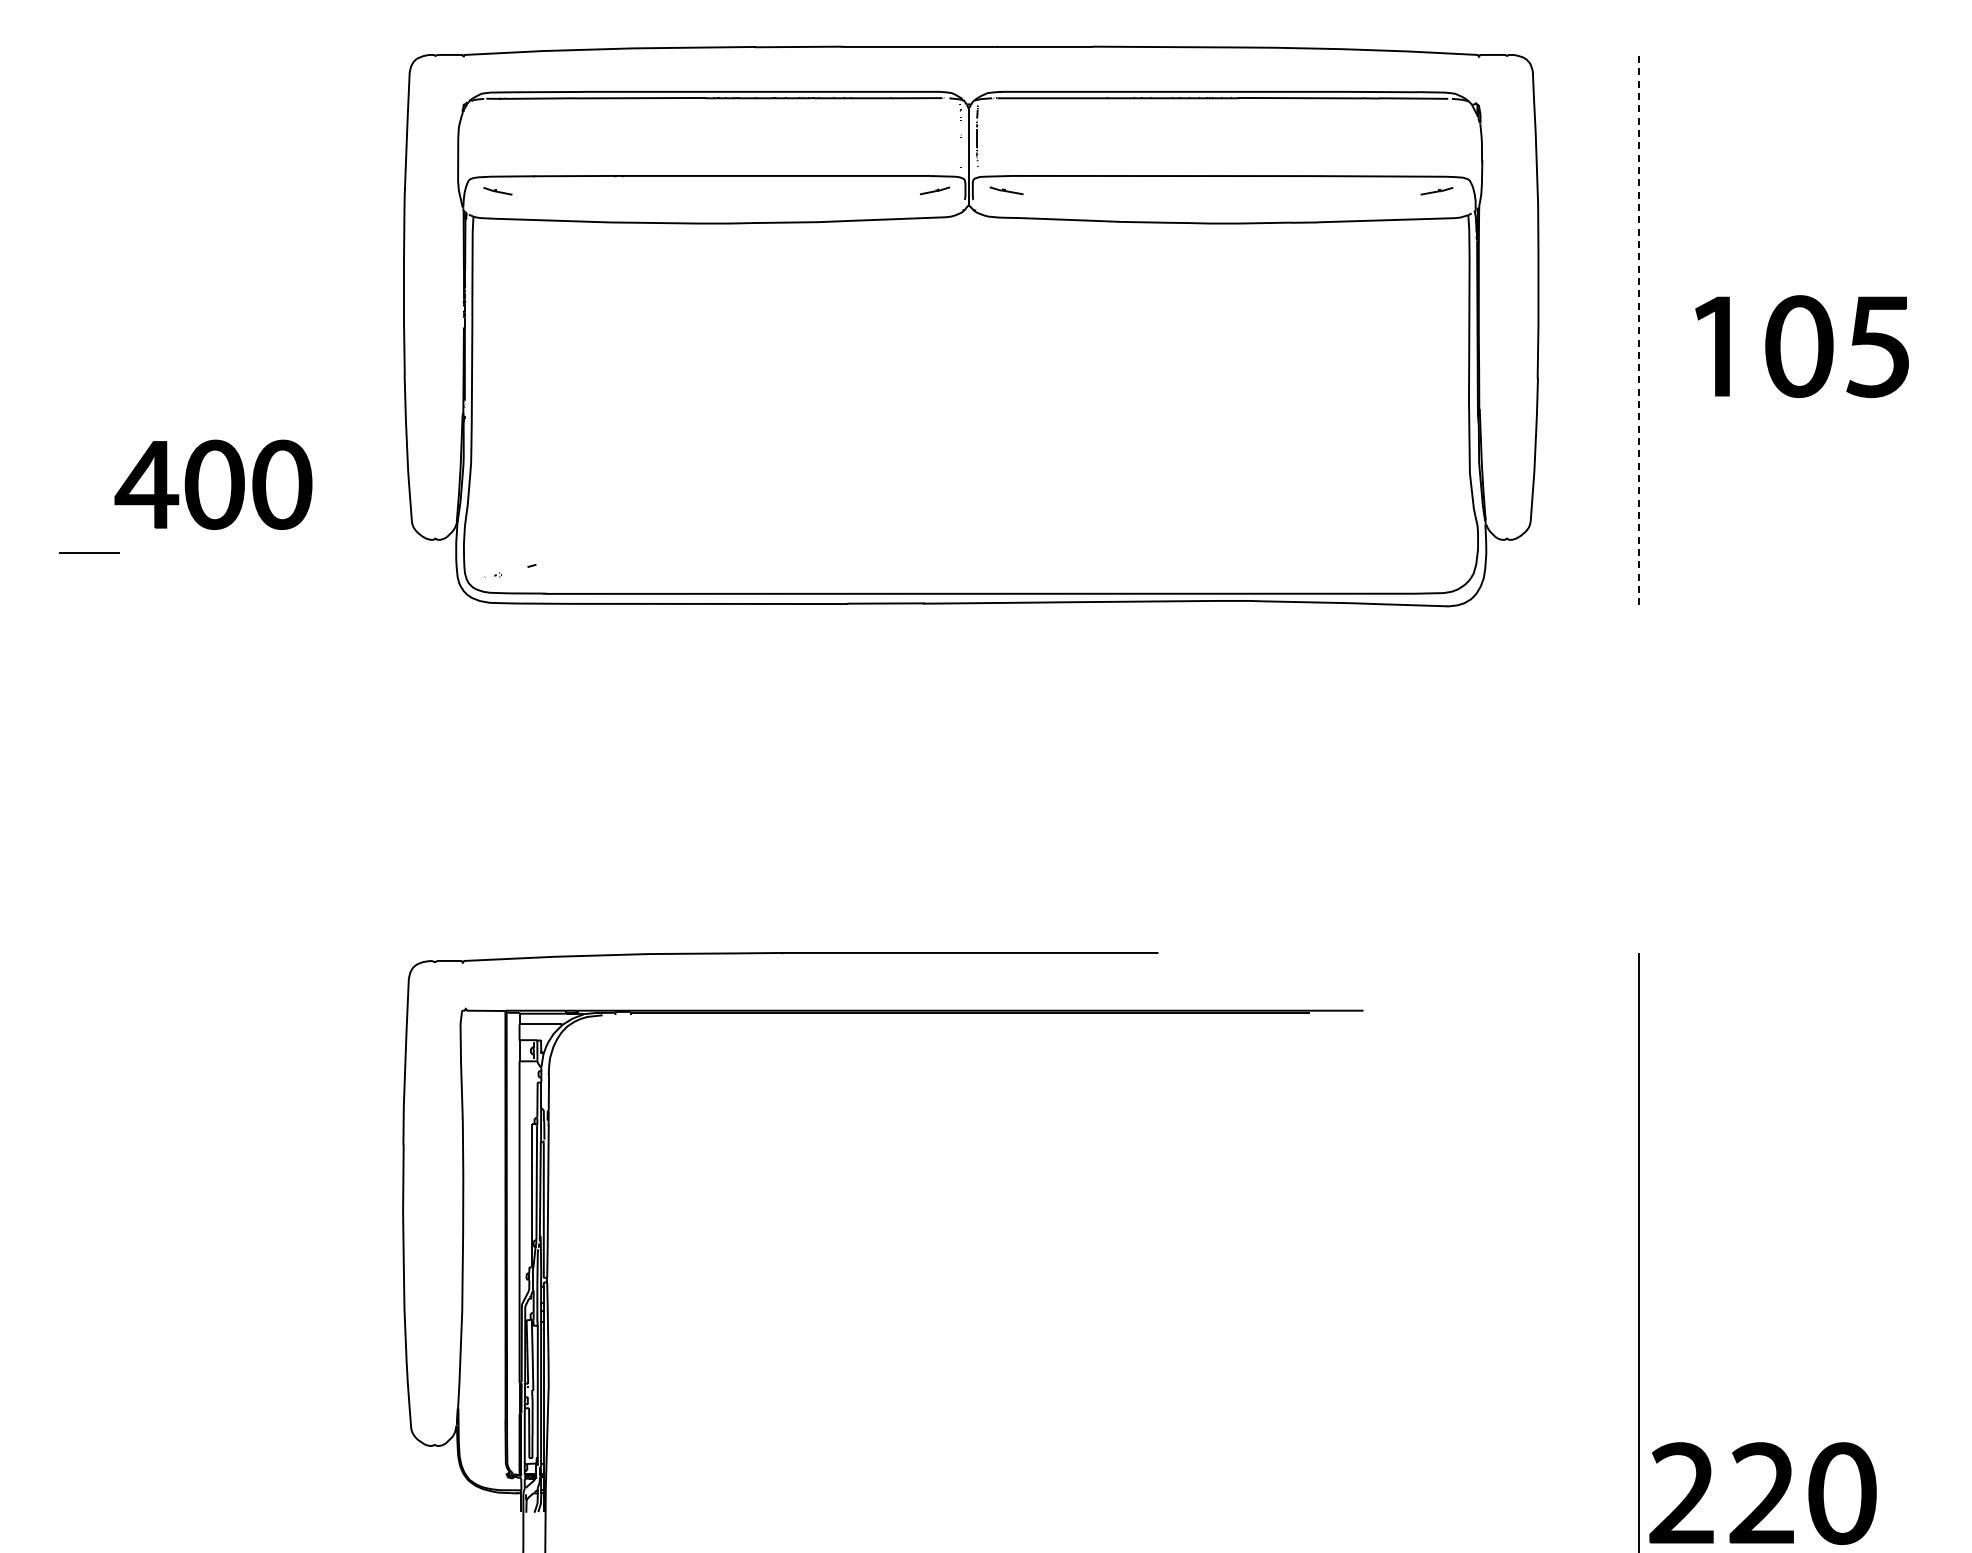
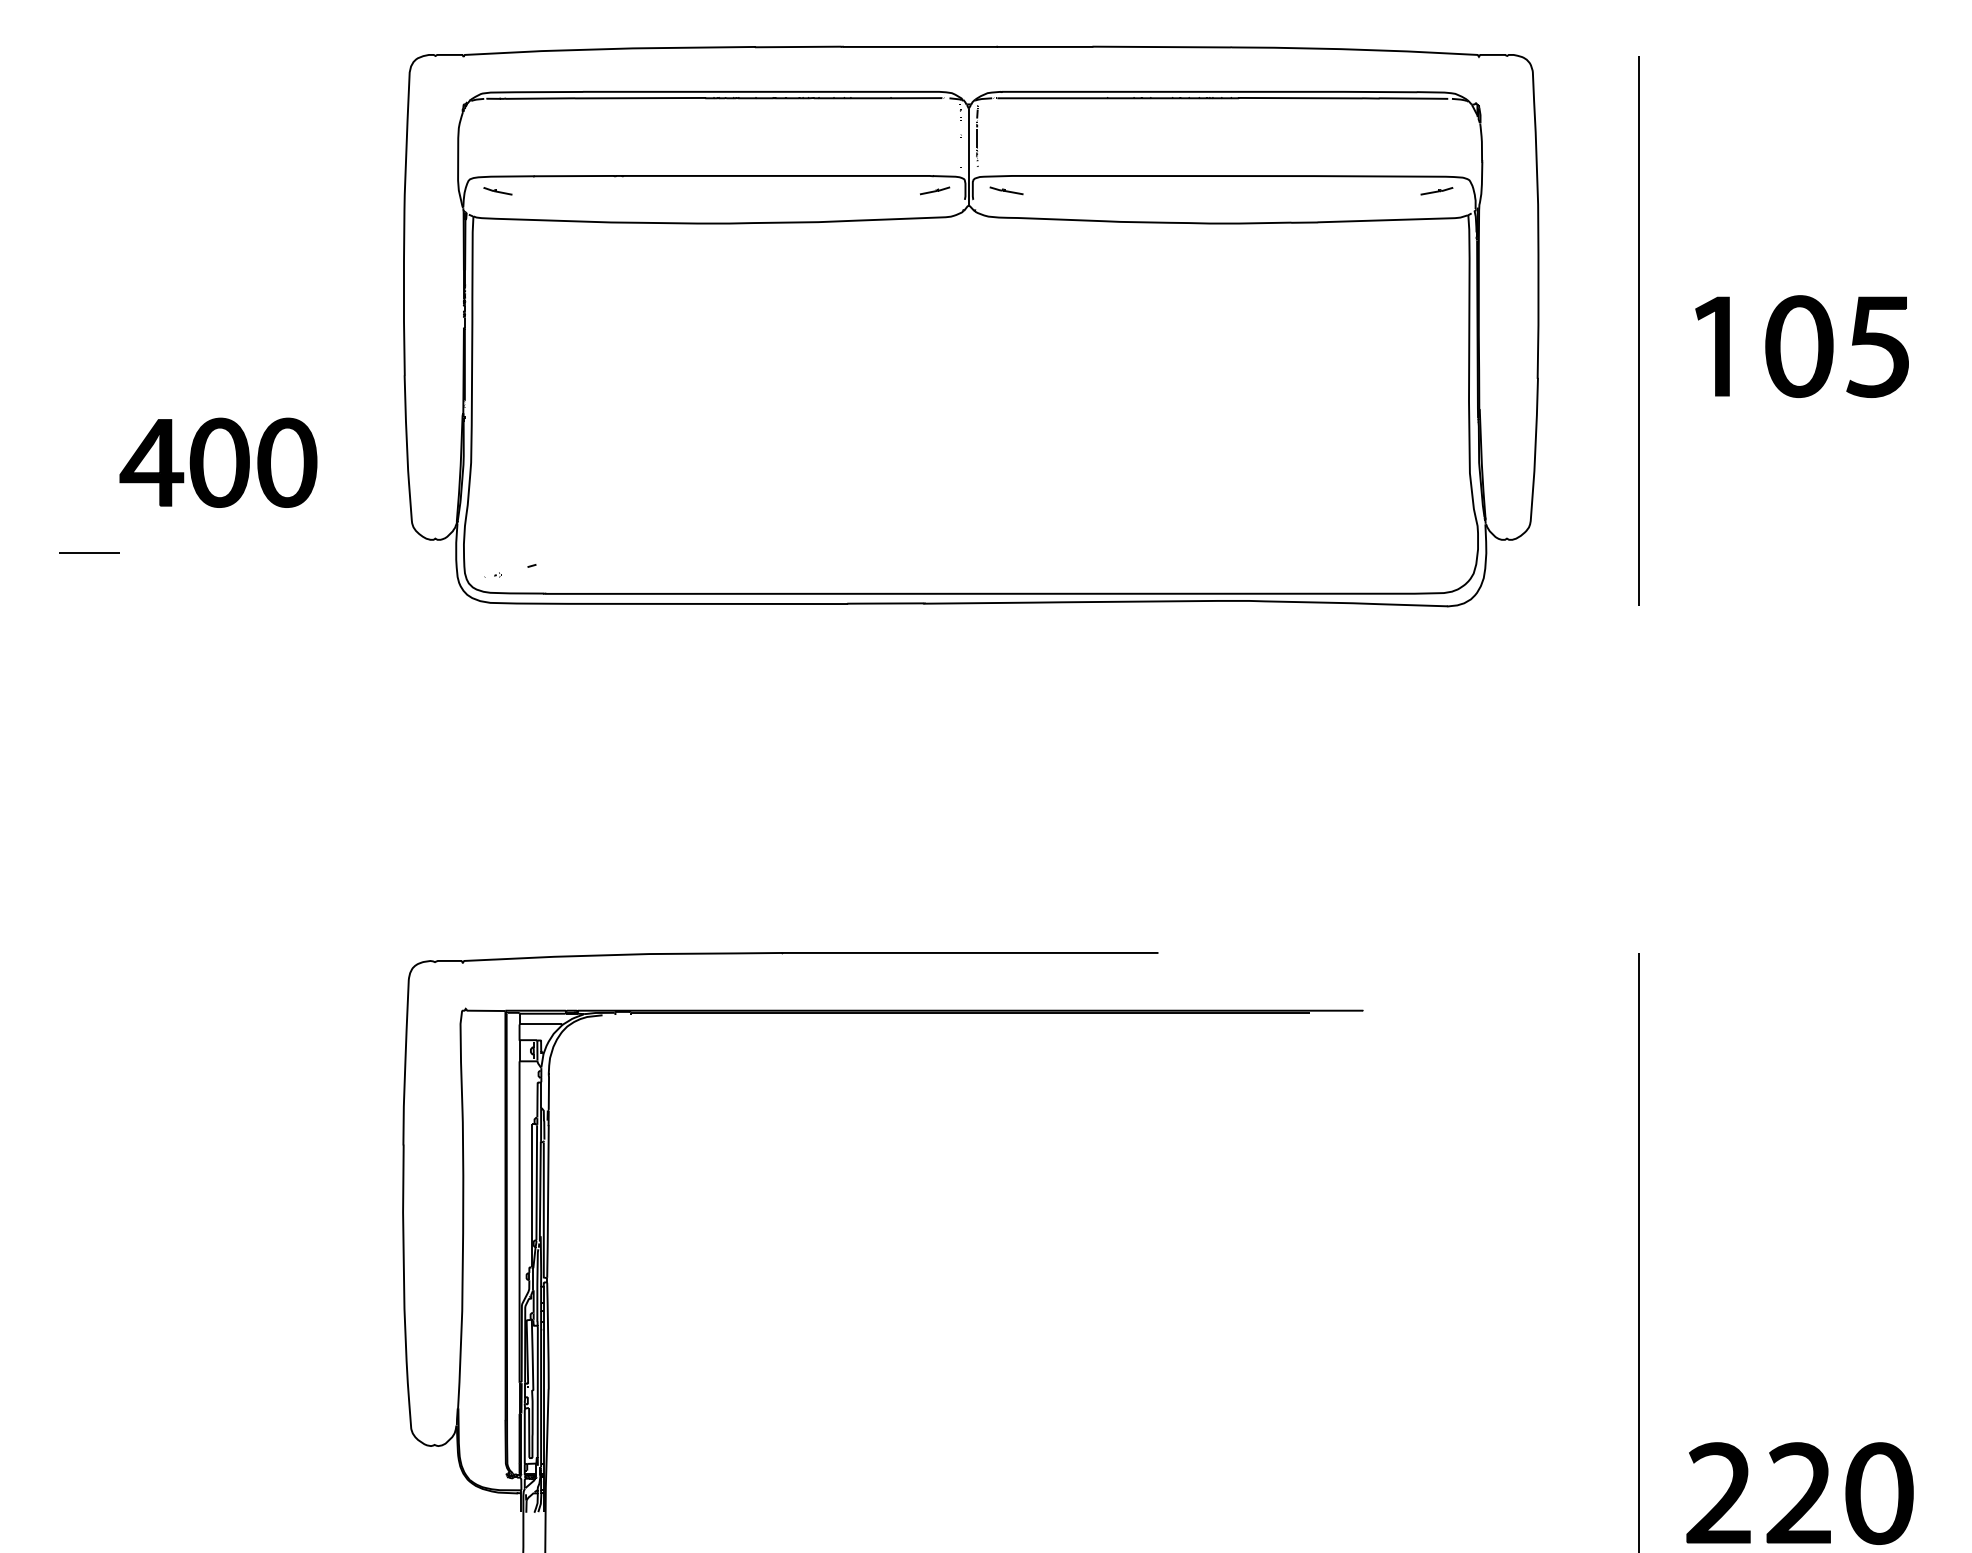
line: dashed -> solid (1639, 331)
part position: (213, 484) -> (218, 462) (218, 462)
part position: (1762, 1493) -> (1799, 1493) (1799, 1493)
